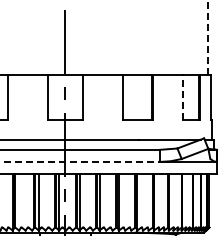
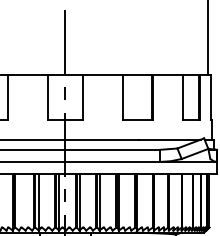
line: dashed -> solid (207, 37)
line: dashed -> solid (182, 96)
line: dashed -> solid (80, 161)
